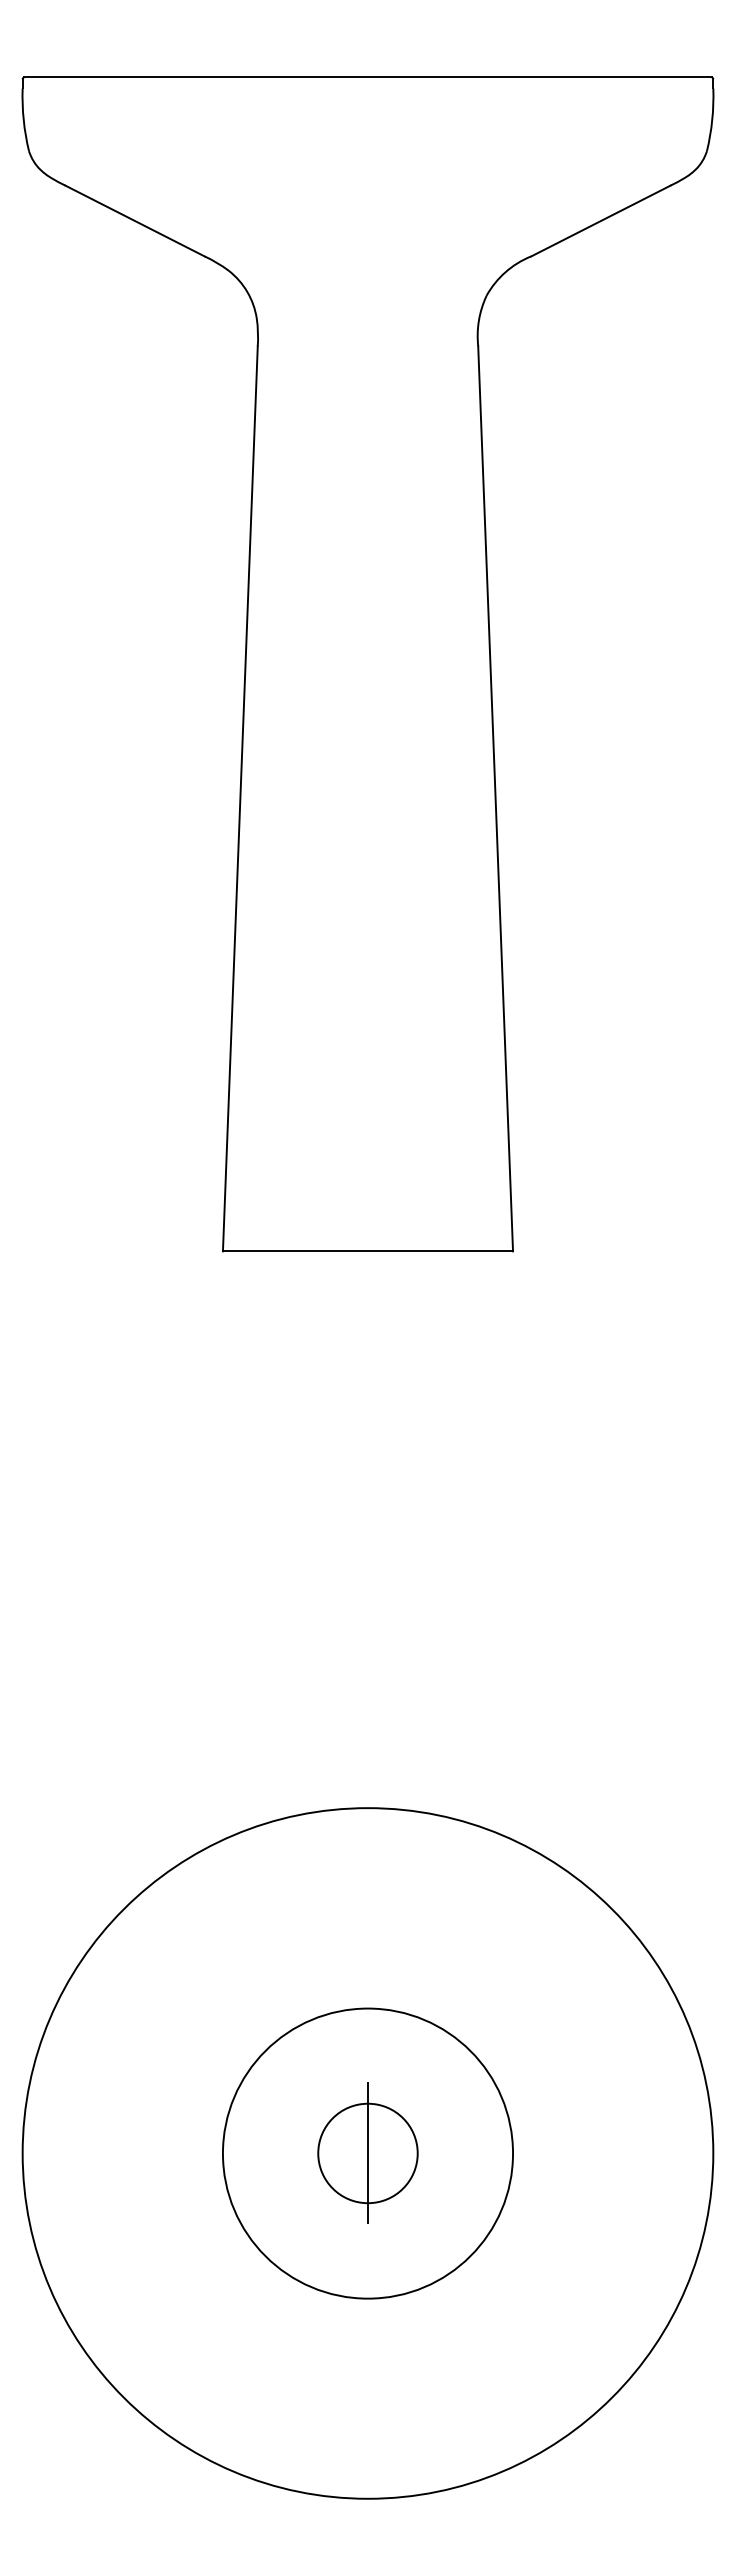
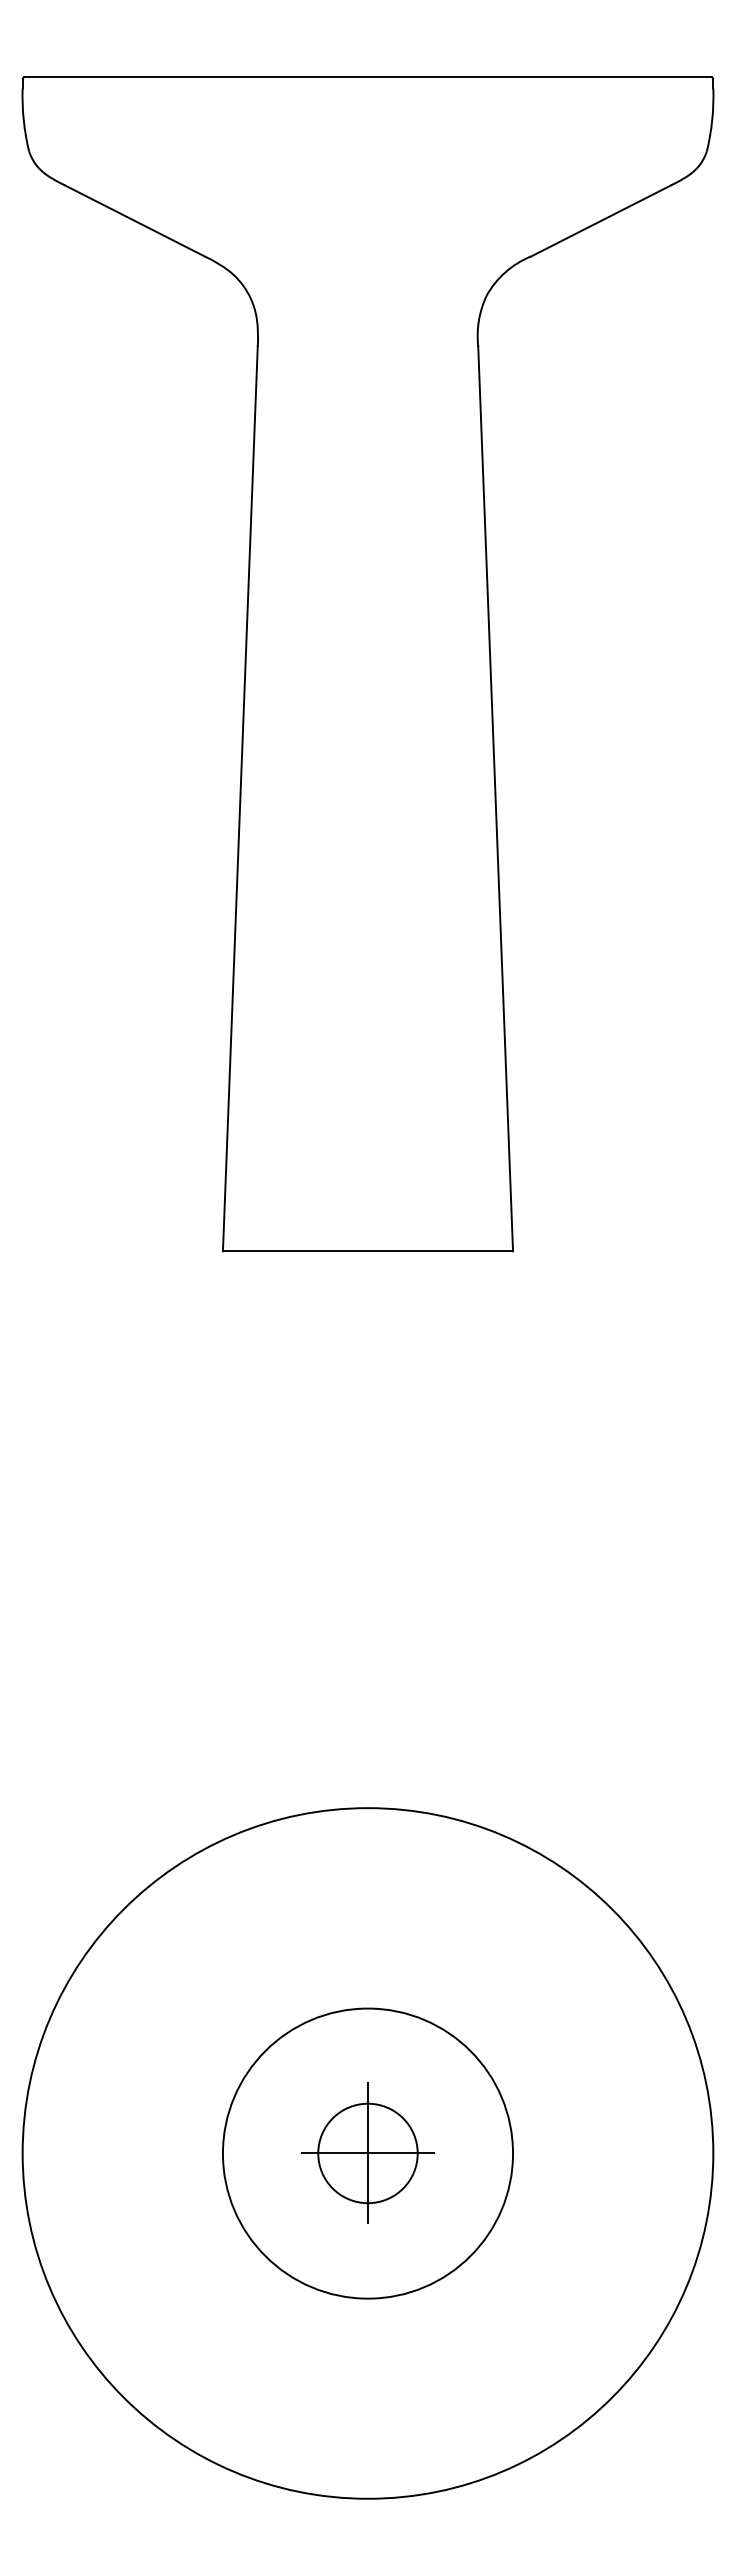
line: none -> present (367, 2153)
